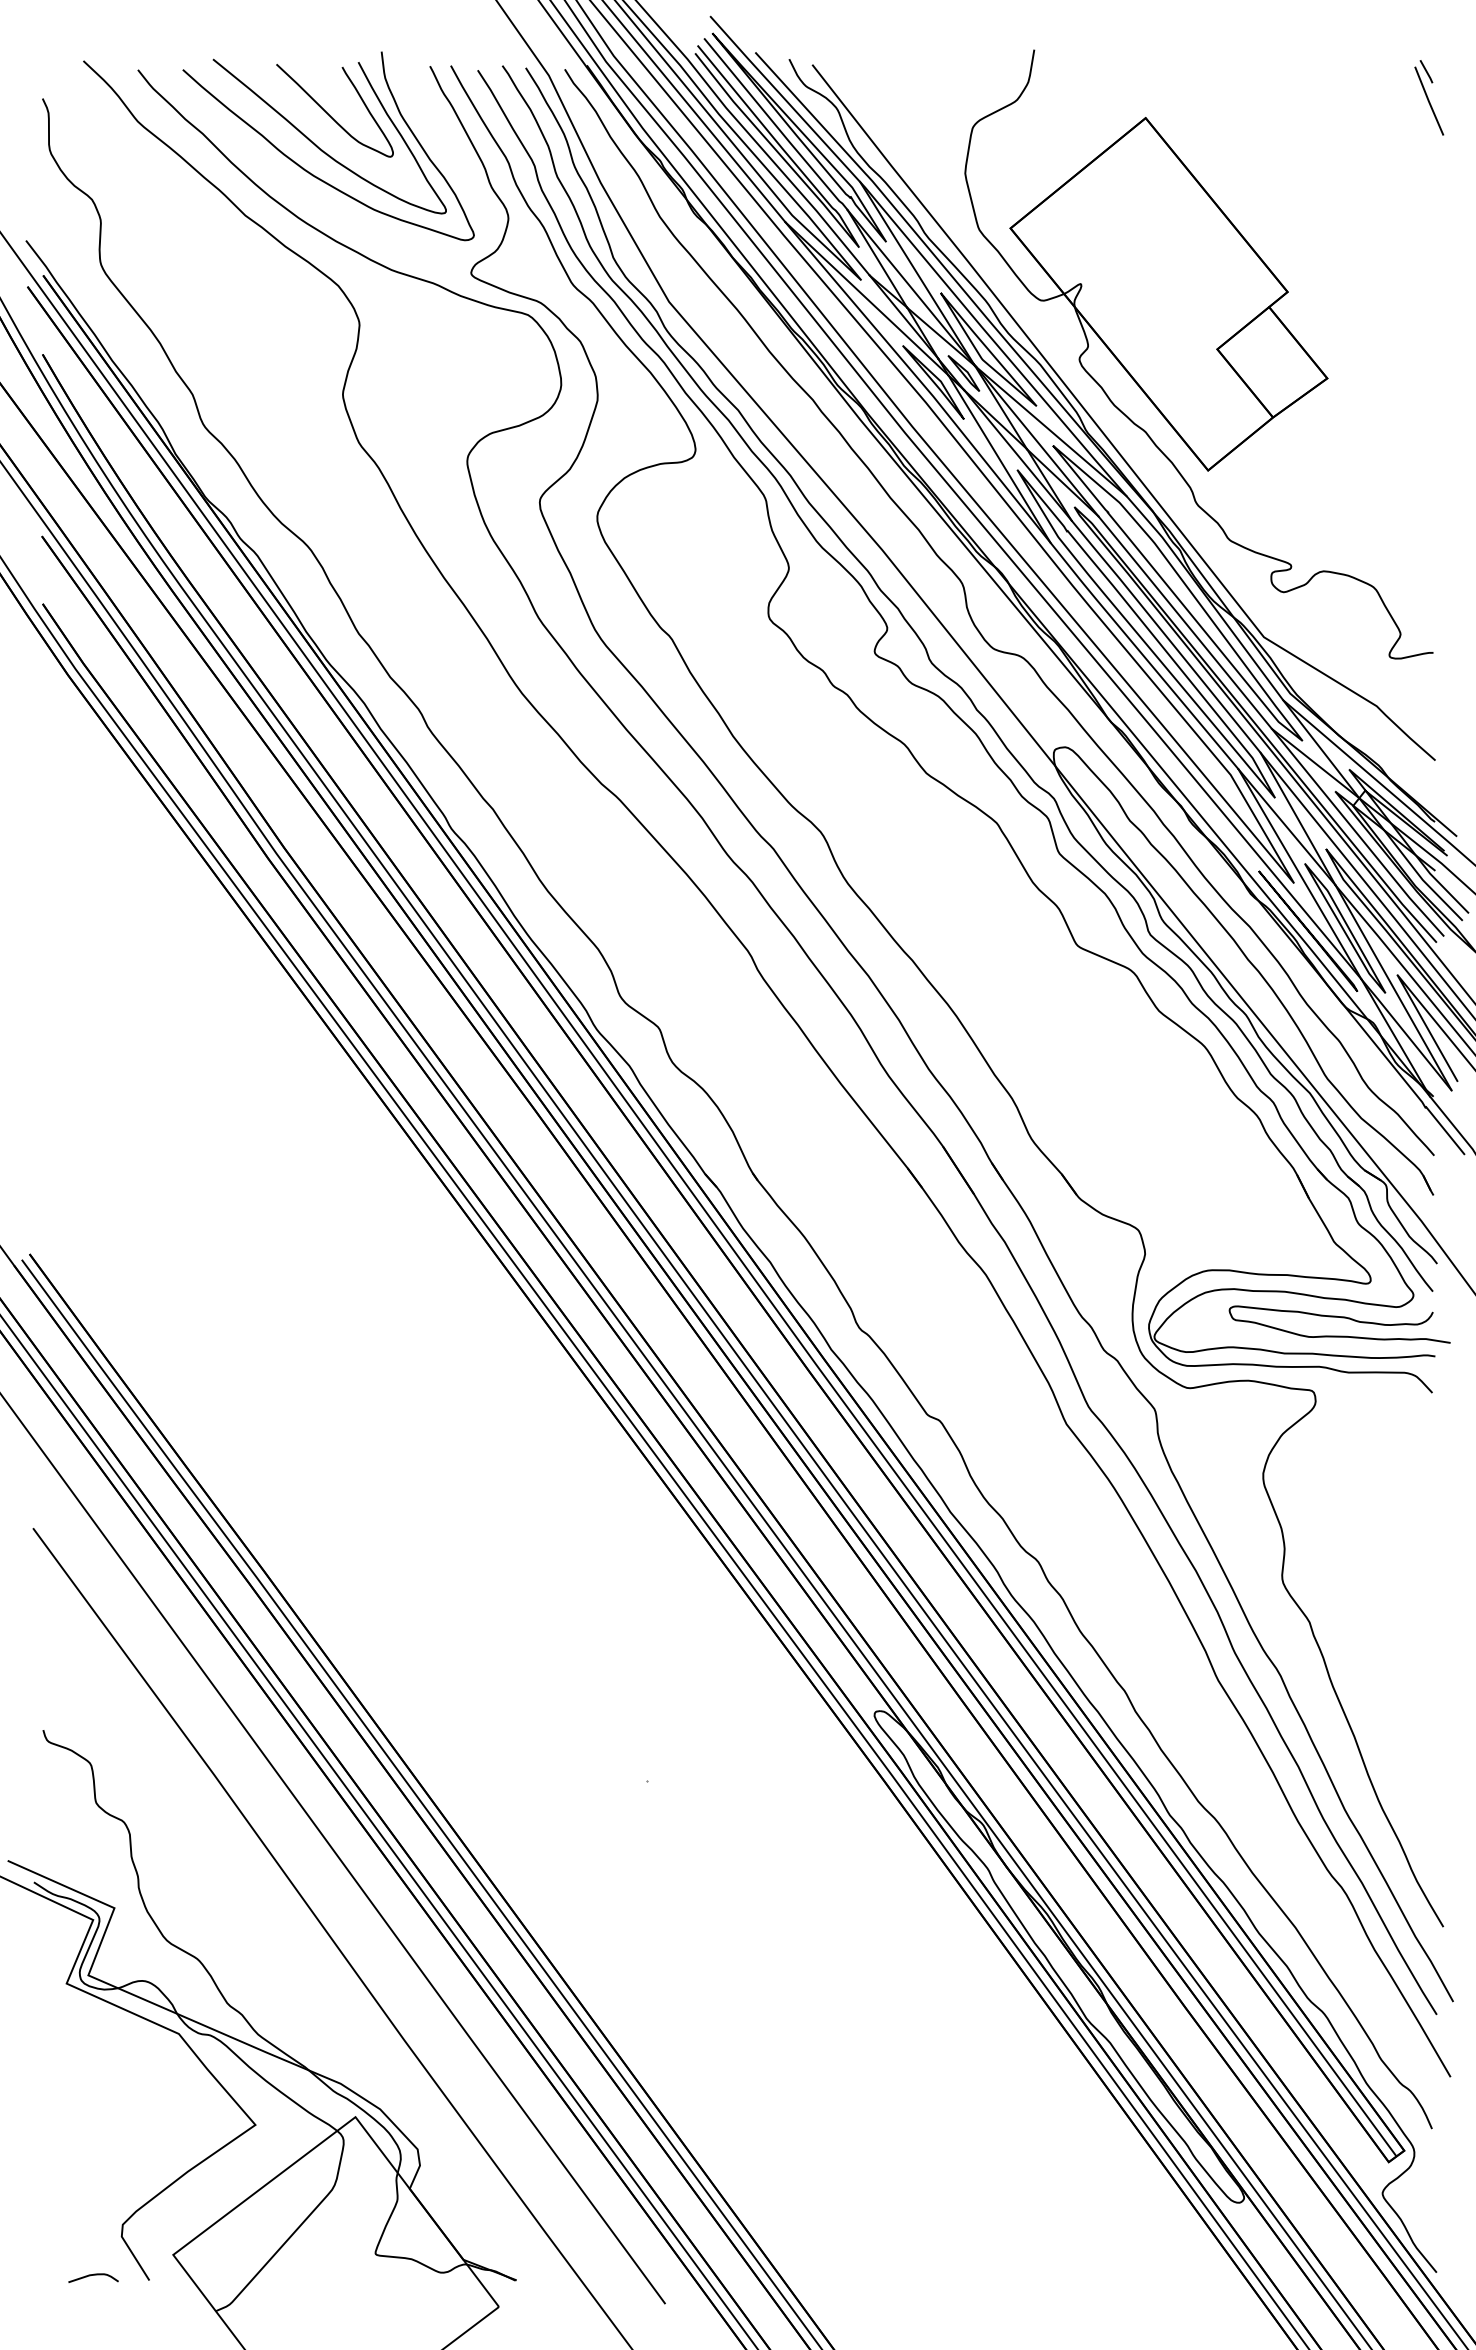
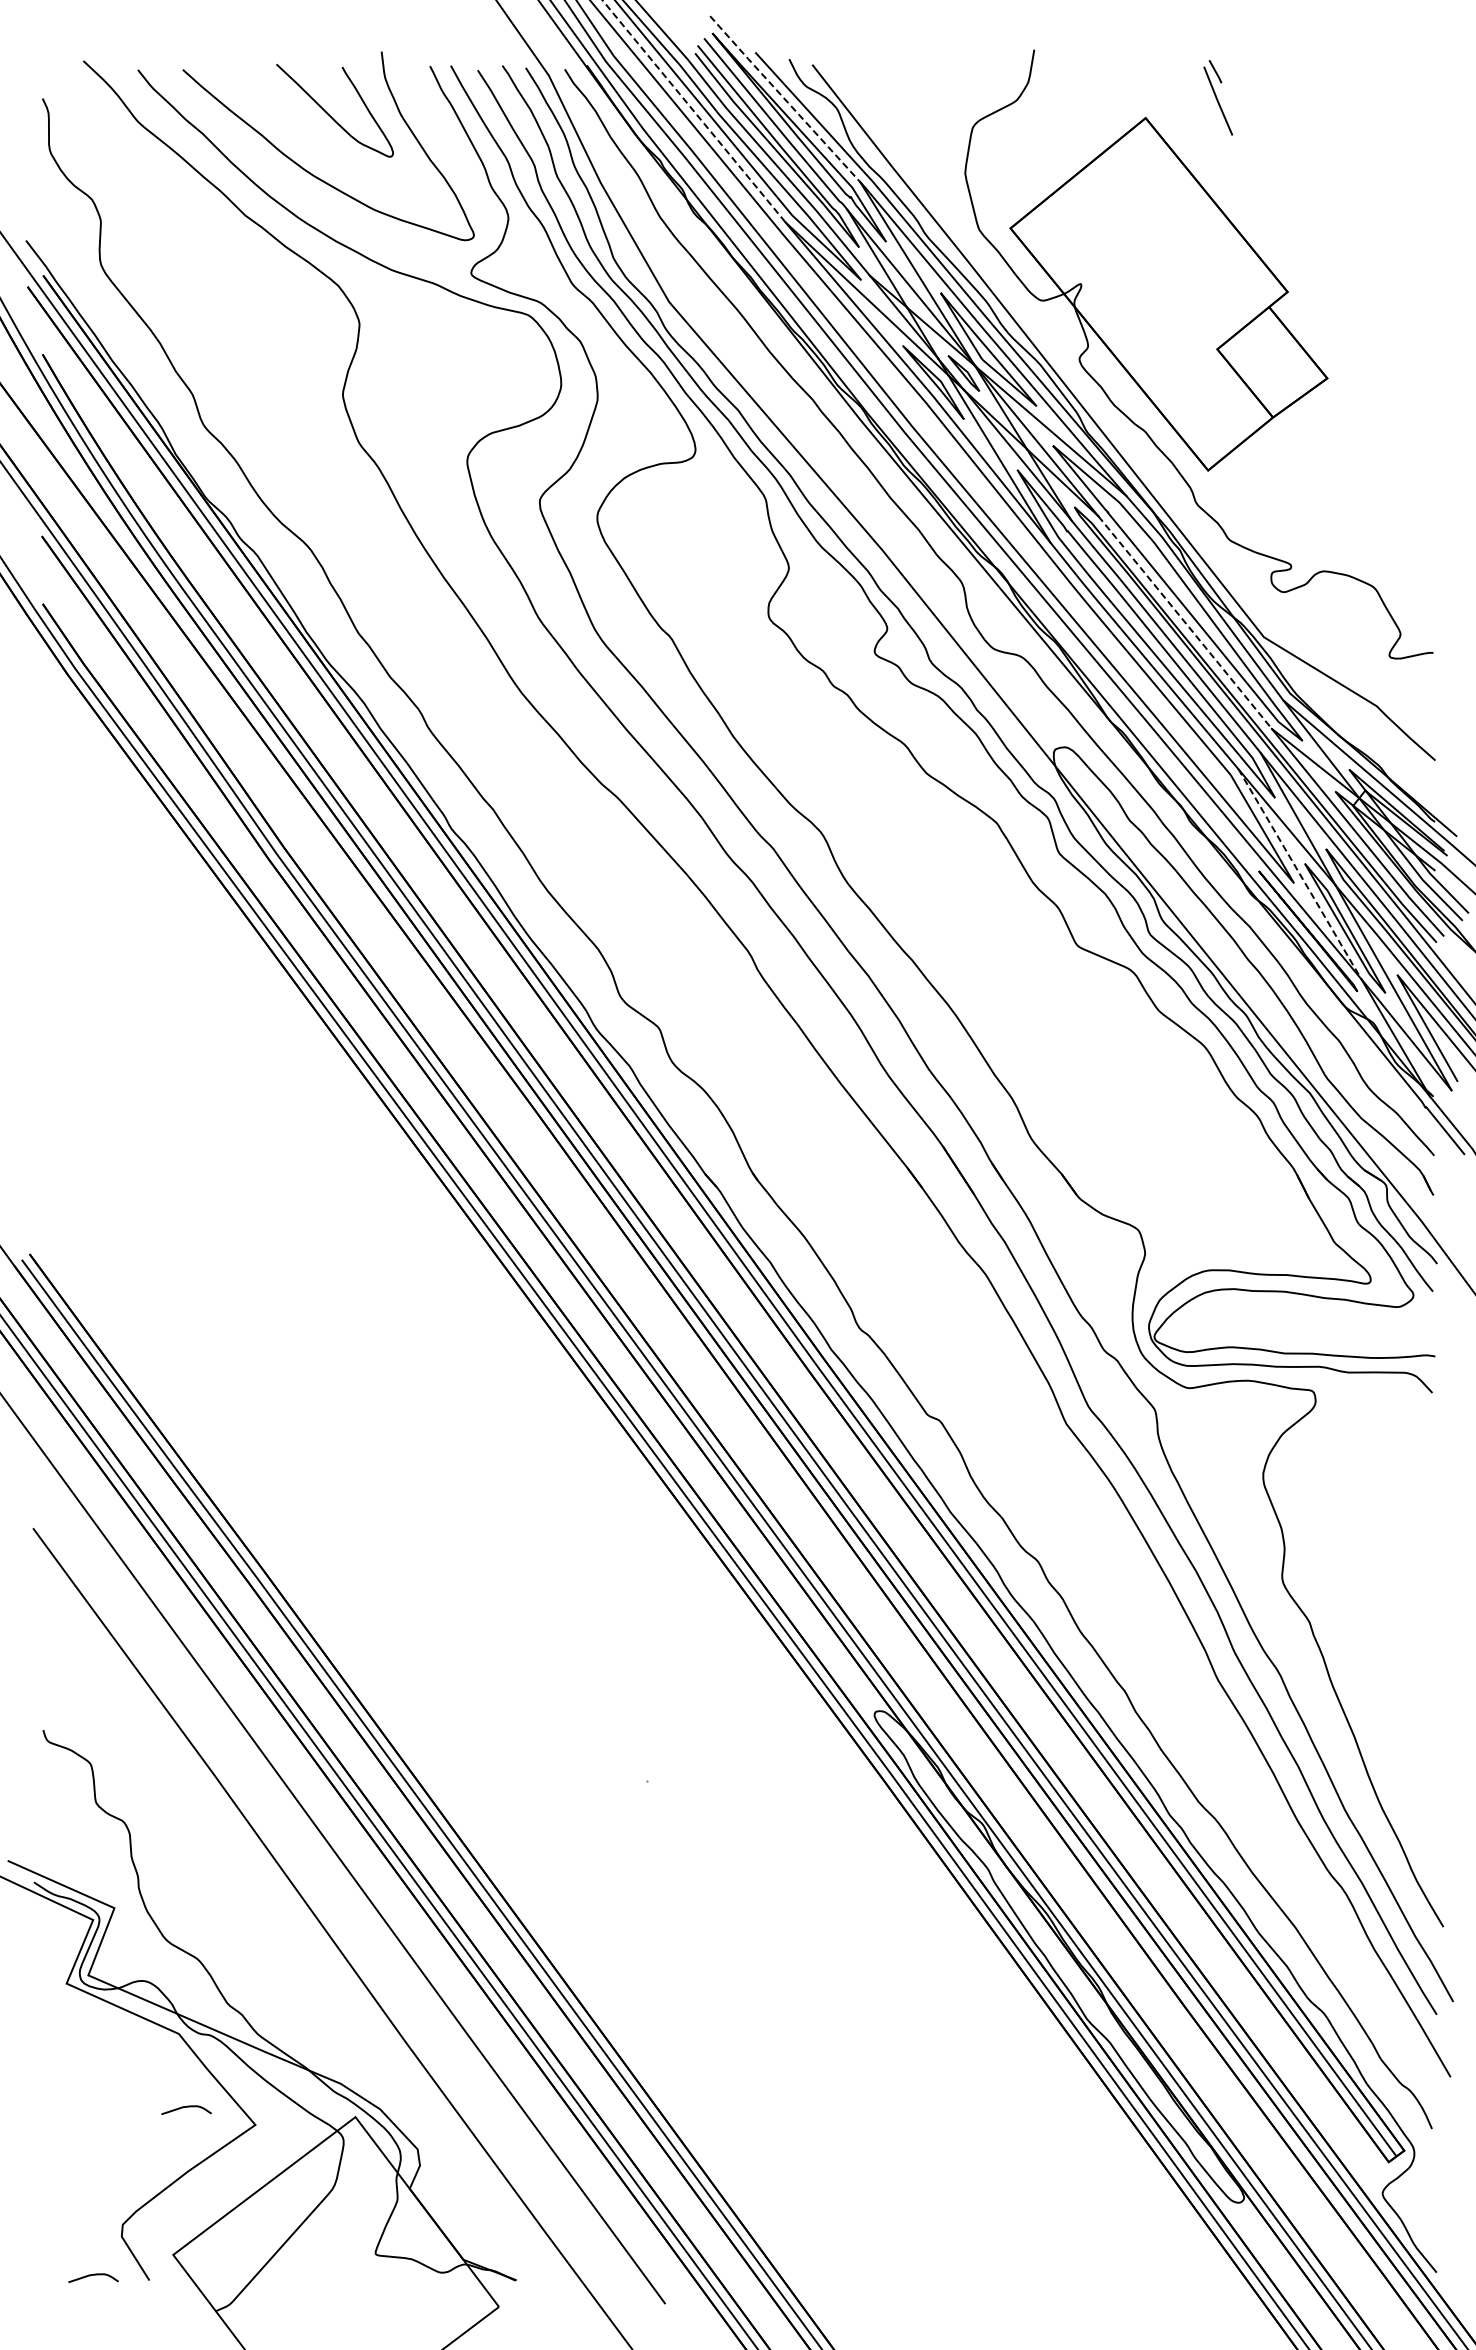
part position: (1429, 97) -> (1218, 97) (1218, 97)
line: solid -> dashed (785, 99)
line: solid -> dashed (693, 111)
curve: present -> none (322, 149)
line: solid -> dashed (1184, 621)
line: solid -> dashed (1299, 874)
curve: present -> none (1341, 1318)
curve: none -> present (186, 2107)
